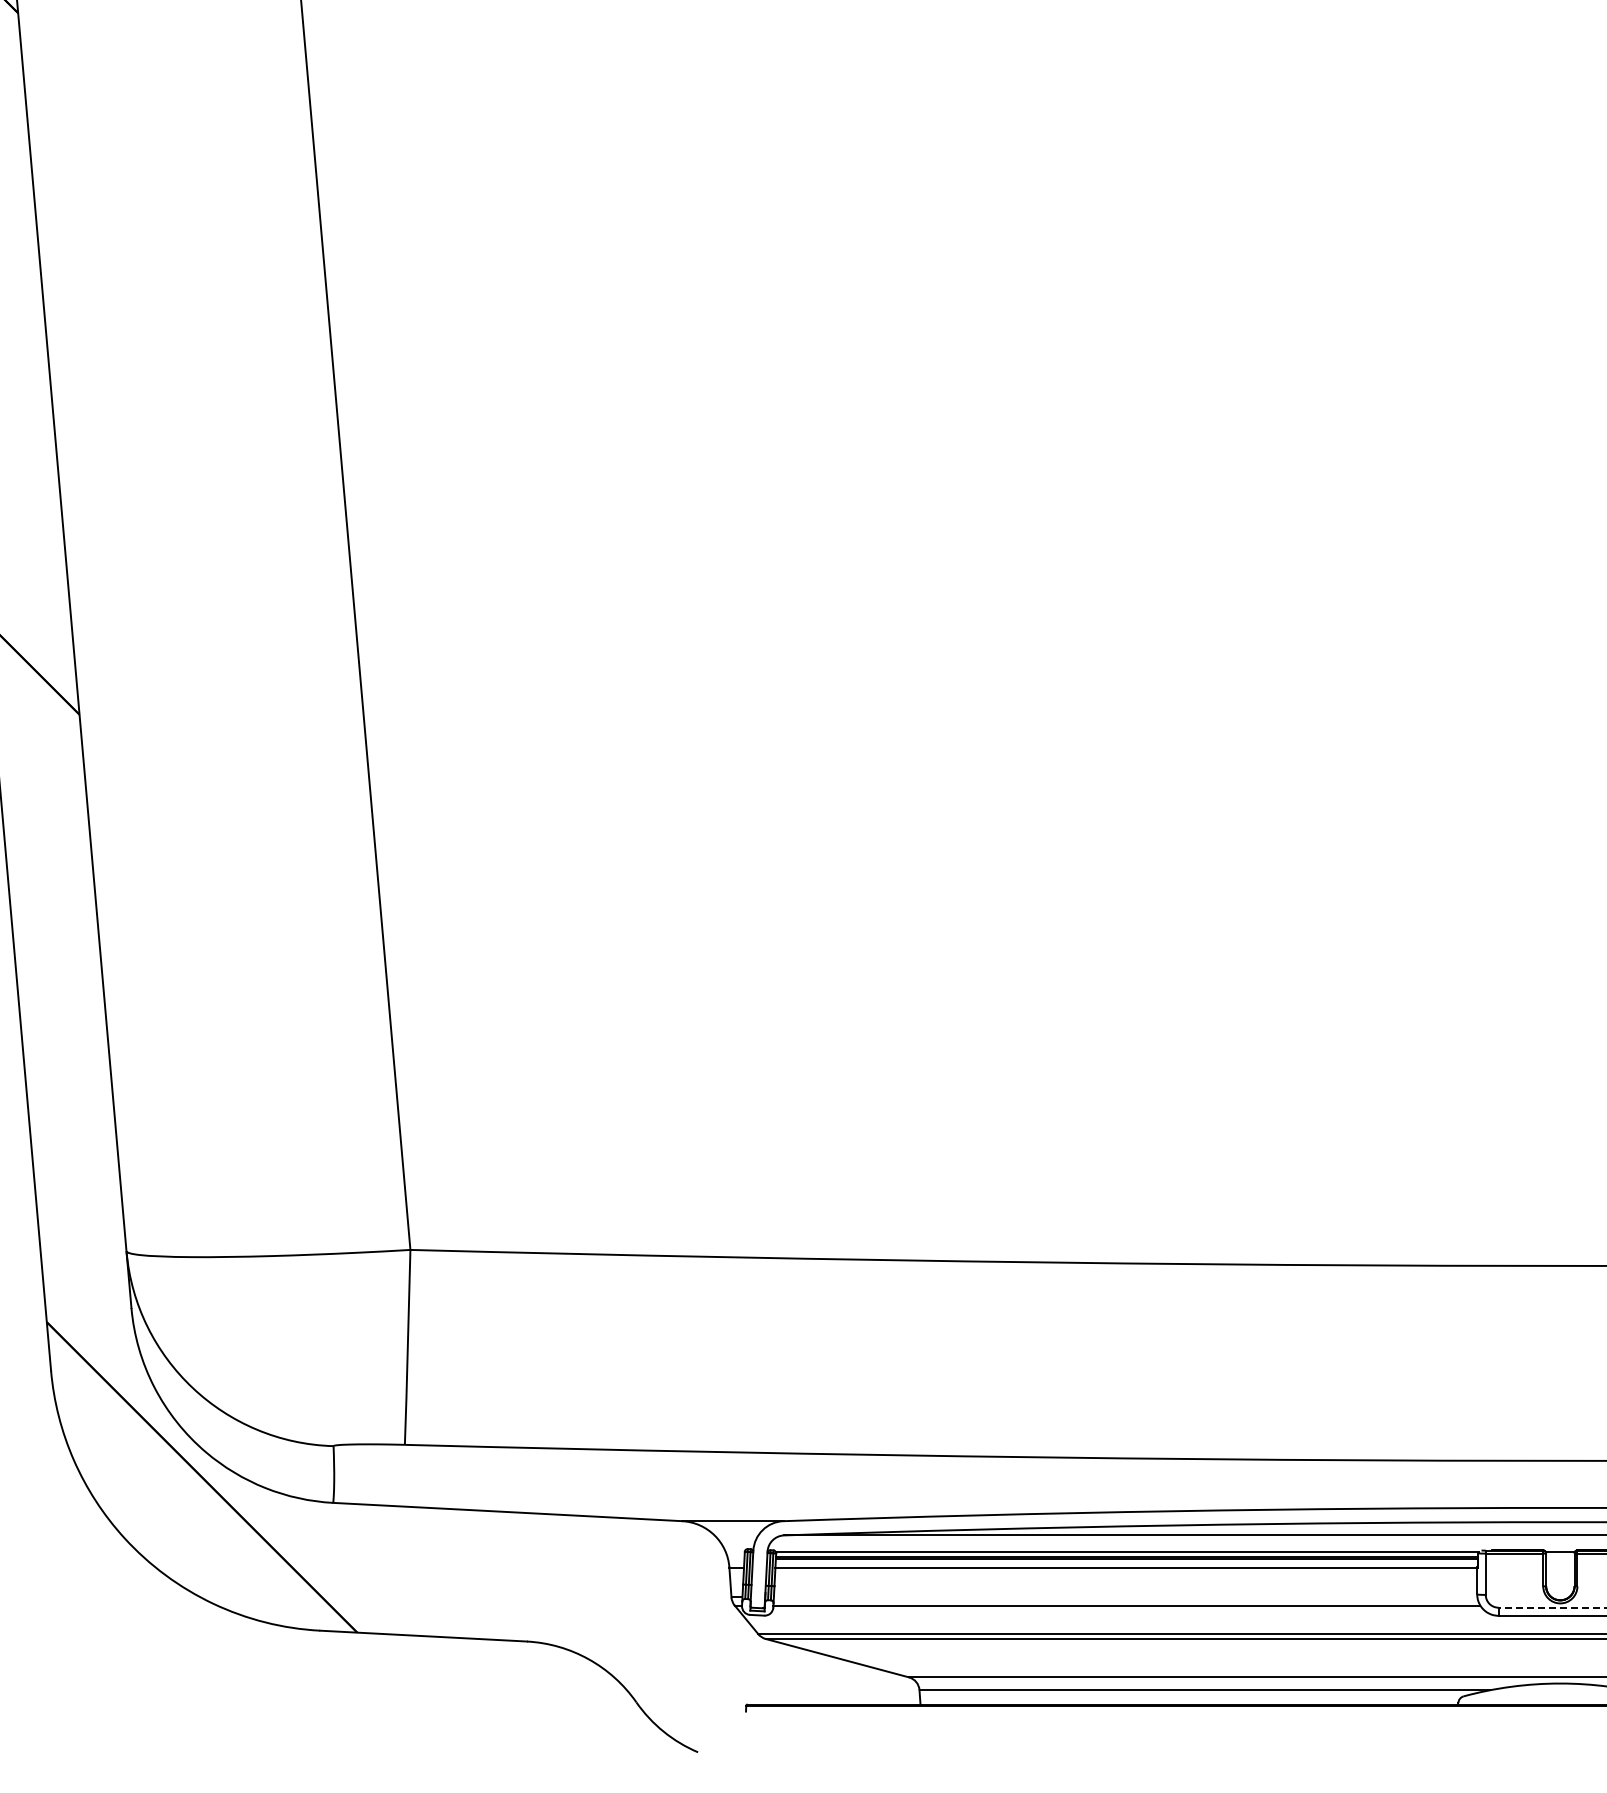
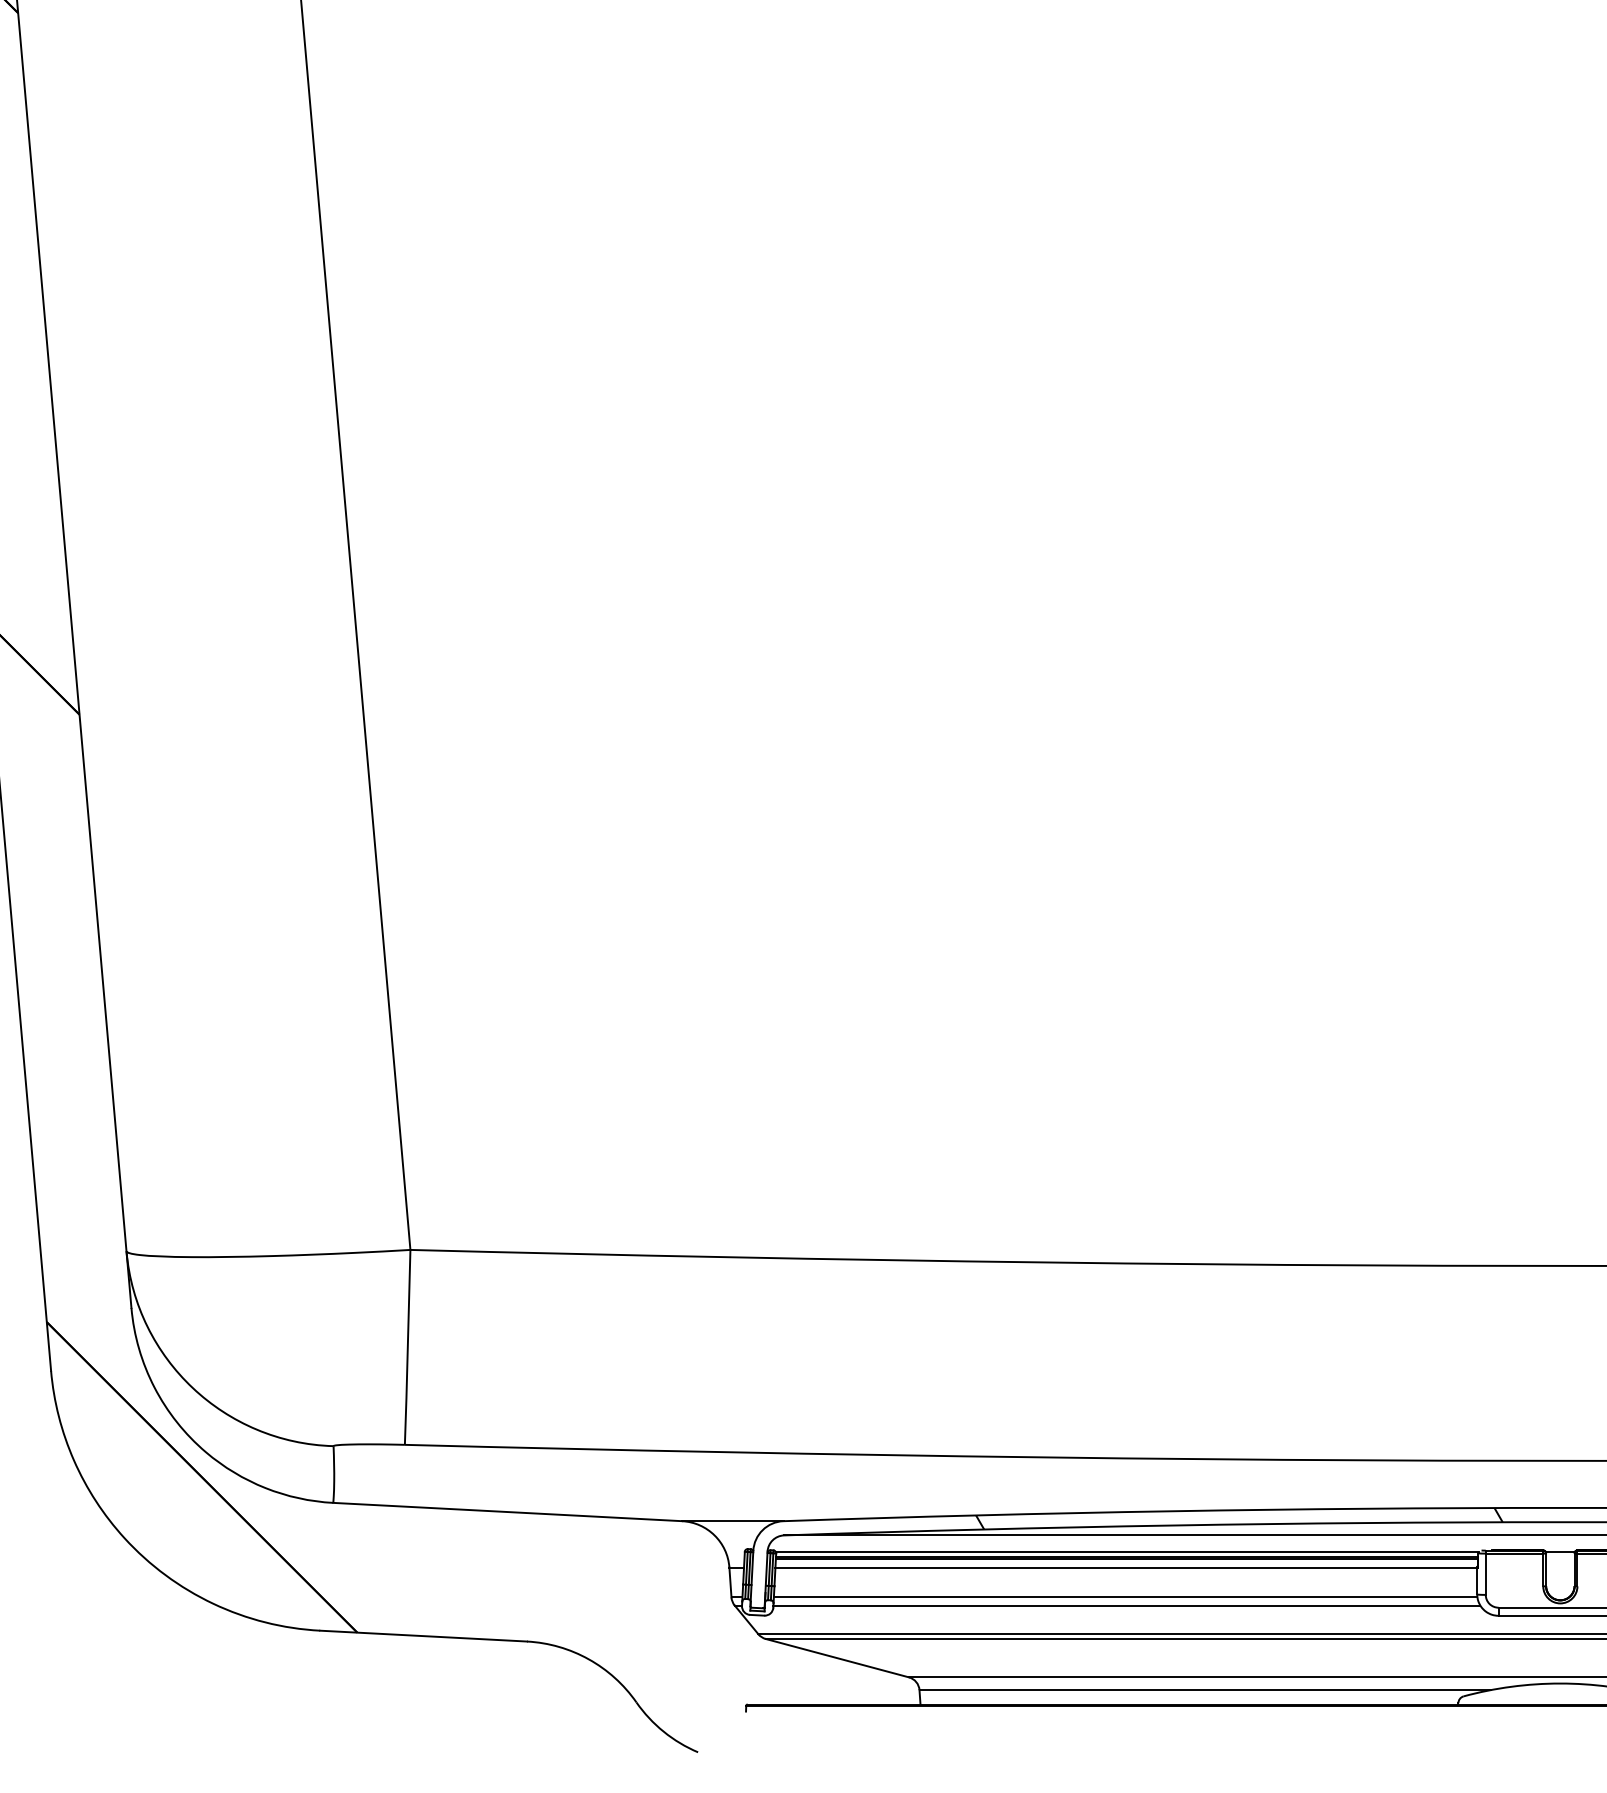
hatch: none -> present (1239, 1518)
line: none -> present (1125, 1597)
line: dashed -> solid (1552, 1607)
